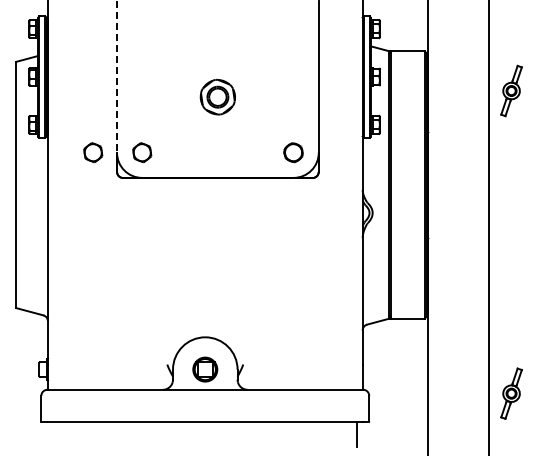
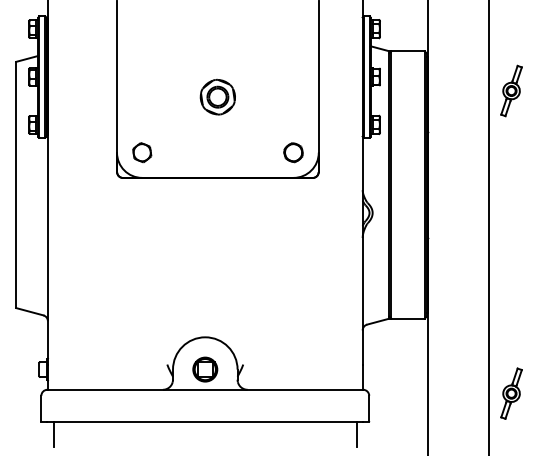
line: dashed -> solid (117, 77)
part: present -> none (93, 152)
line: none -> present (53, 434)
